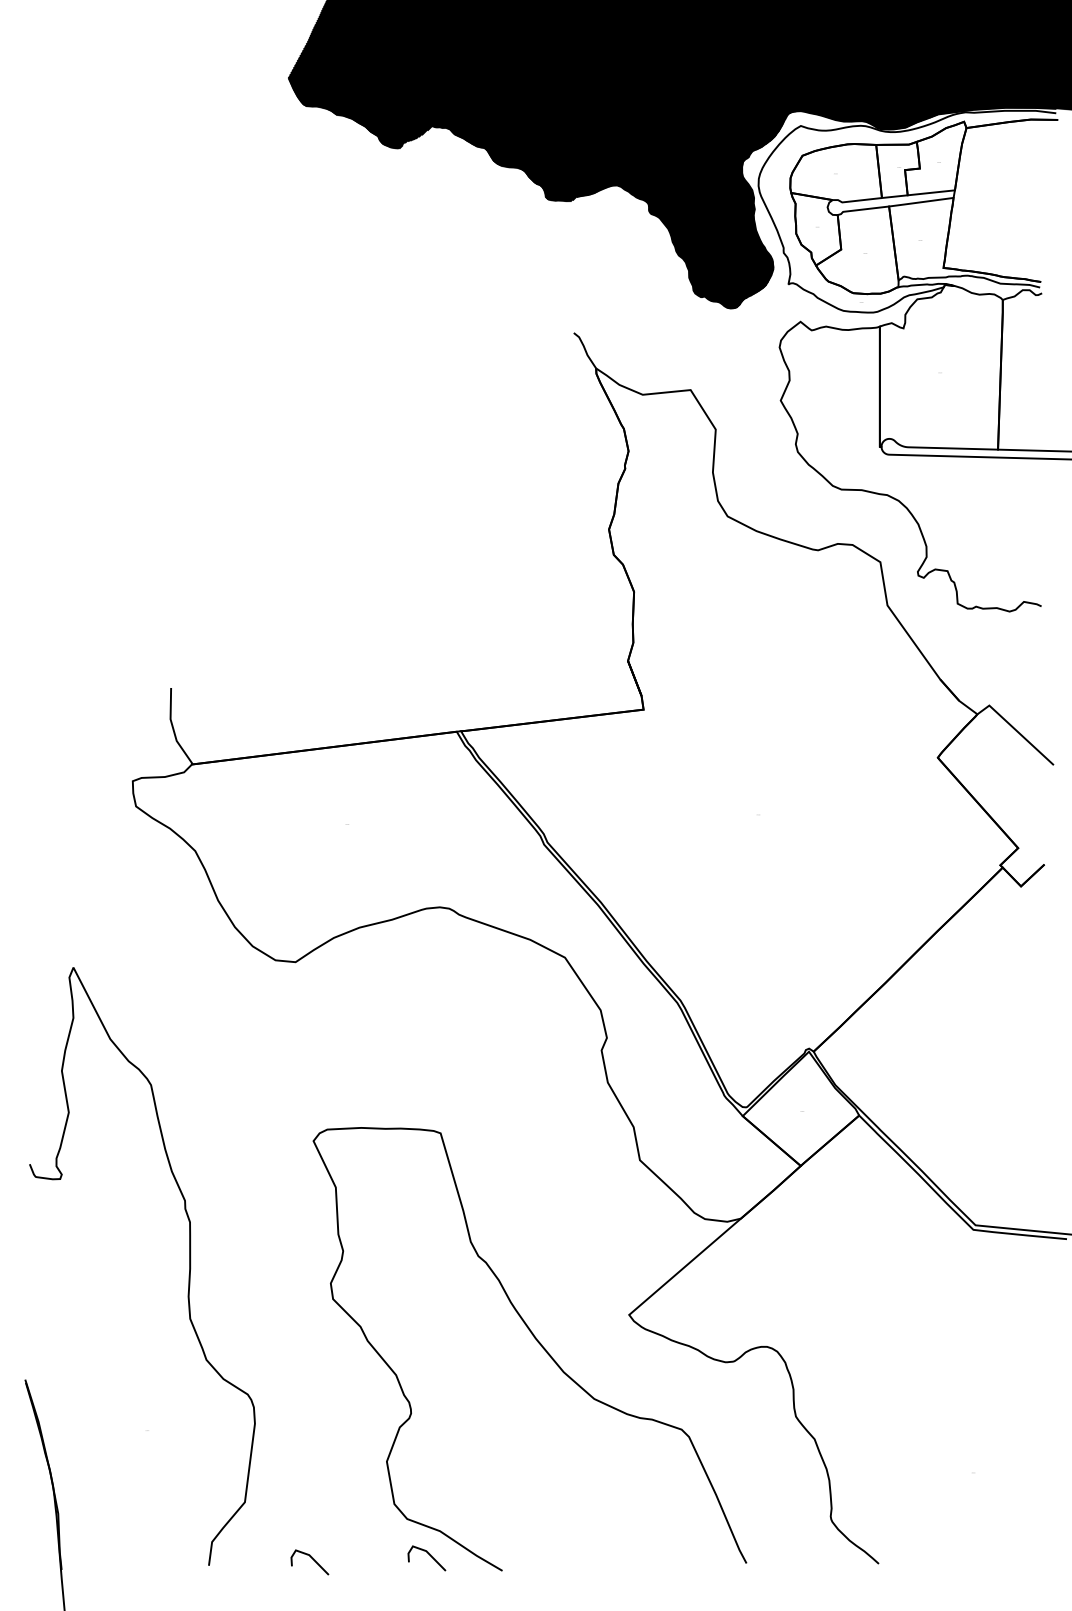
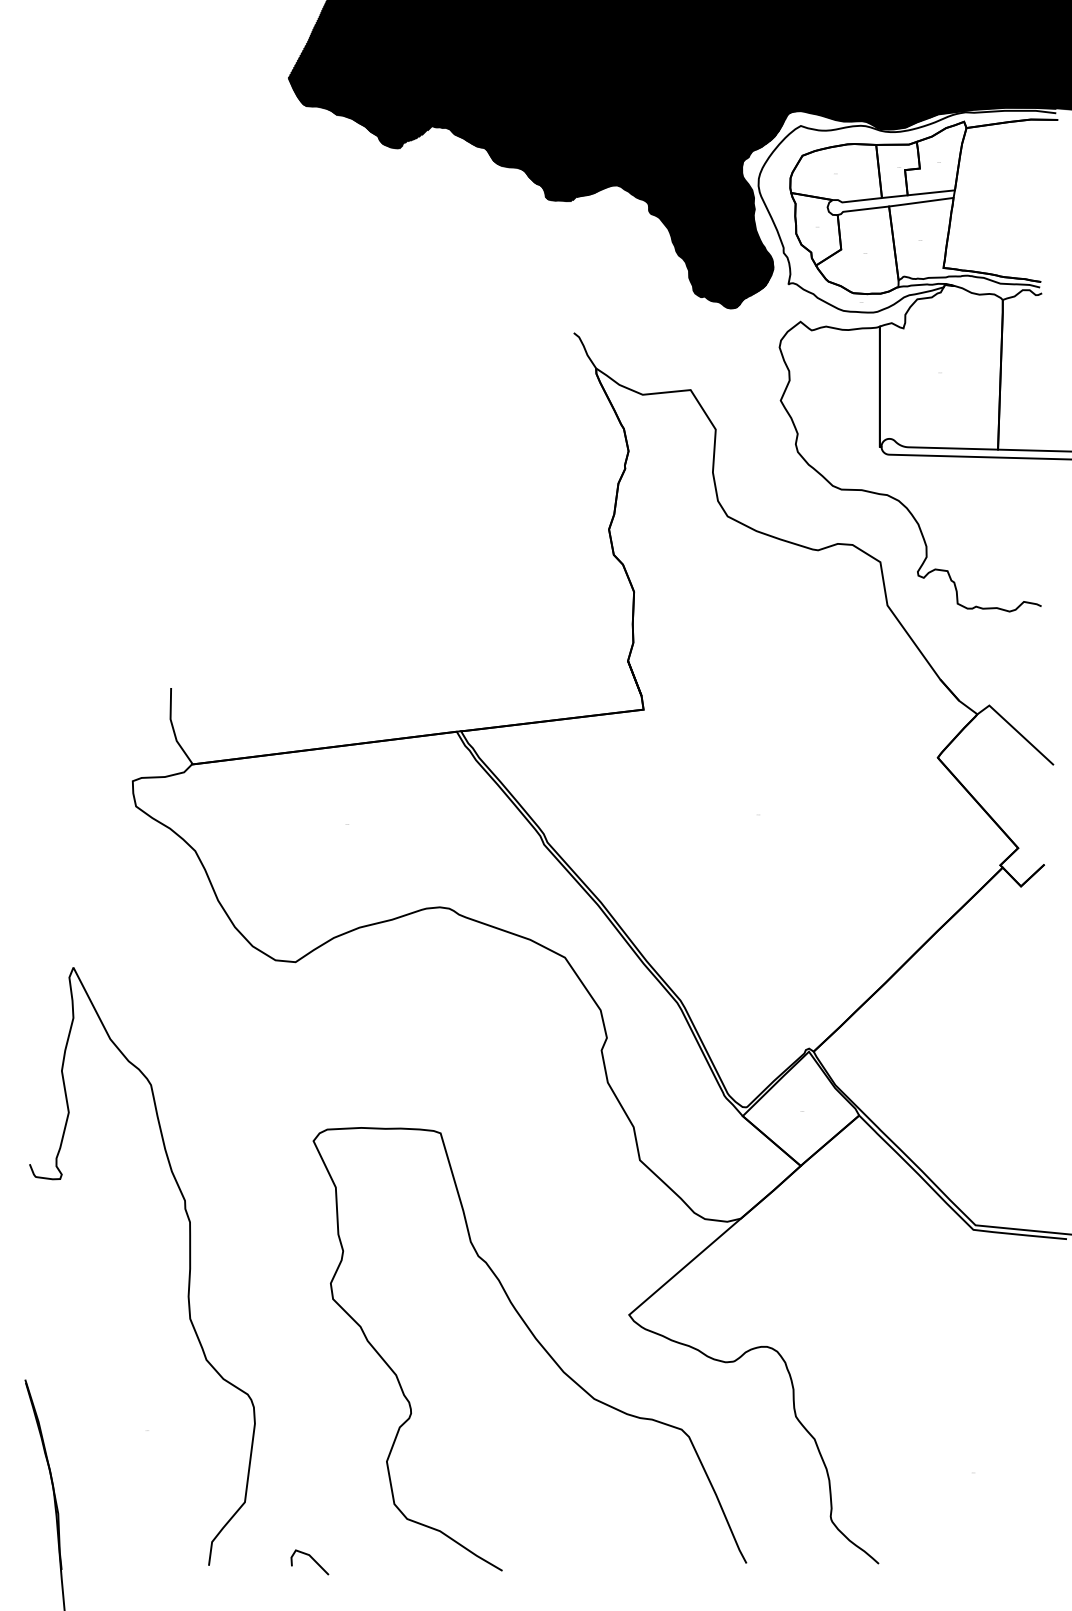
line: present -> none (429, 1555)
